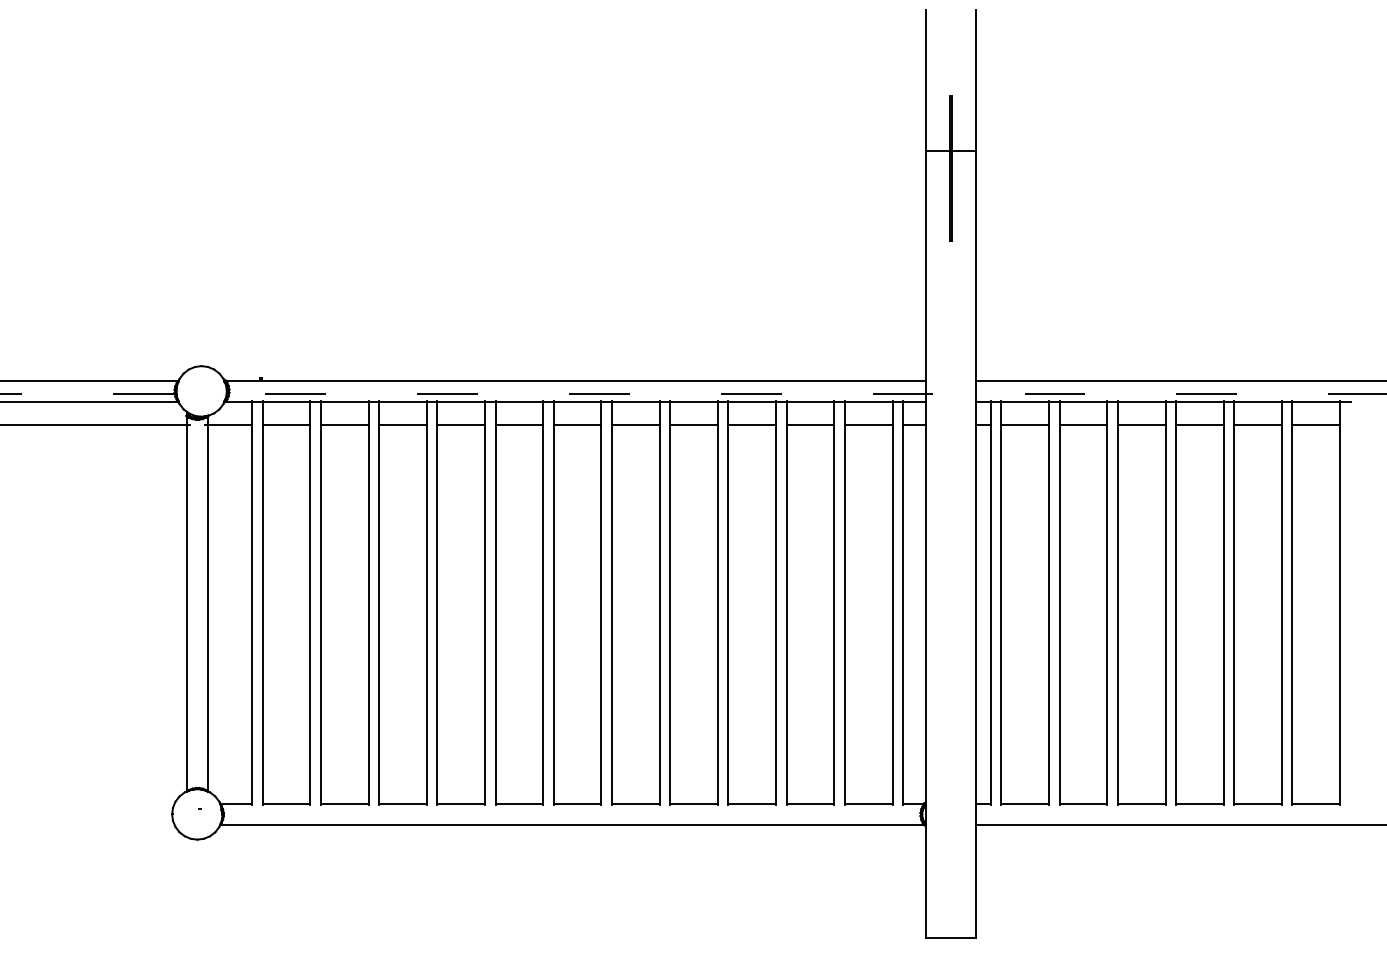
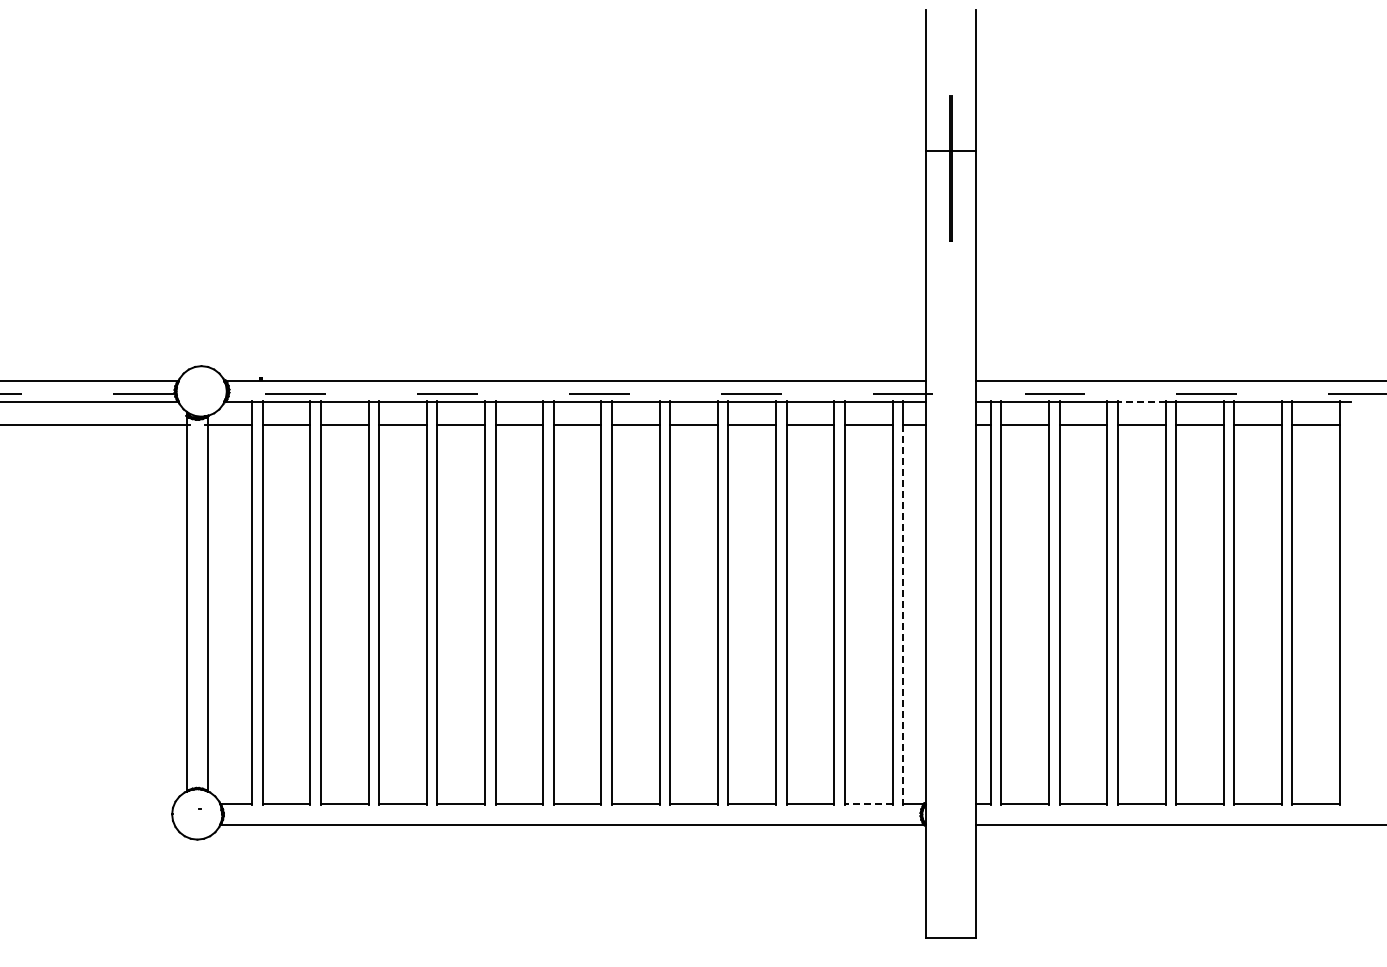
line: solid -> dashed (1141, 401)
line: solid -> dashed (903, 615)
line: solid -> dashed (868, 803)
